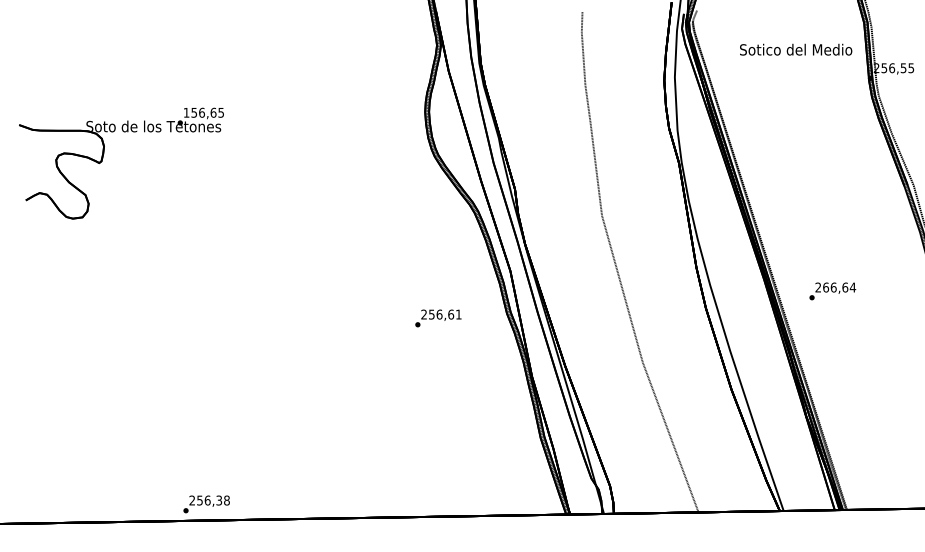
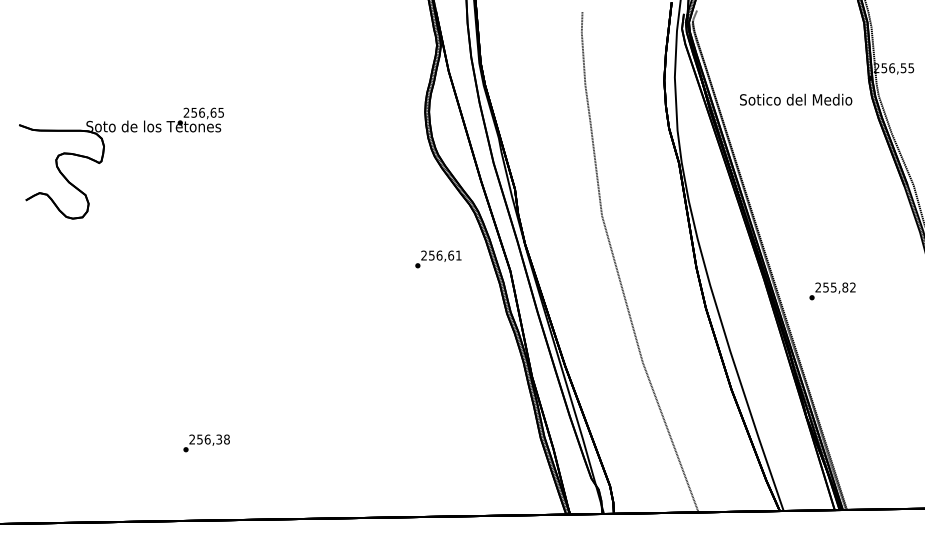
text position: (796, 49) -> (796, 99) (796, 99)
text: 156,65 -> 256,65 (186, 112)
text: 266,64 -> 255,82 (839, 287)
text position: (438, 318) -> (438, 259) (438, 259)
text position: (206, 504) -> (206, 443) (206, 443)
